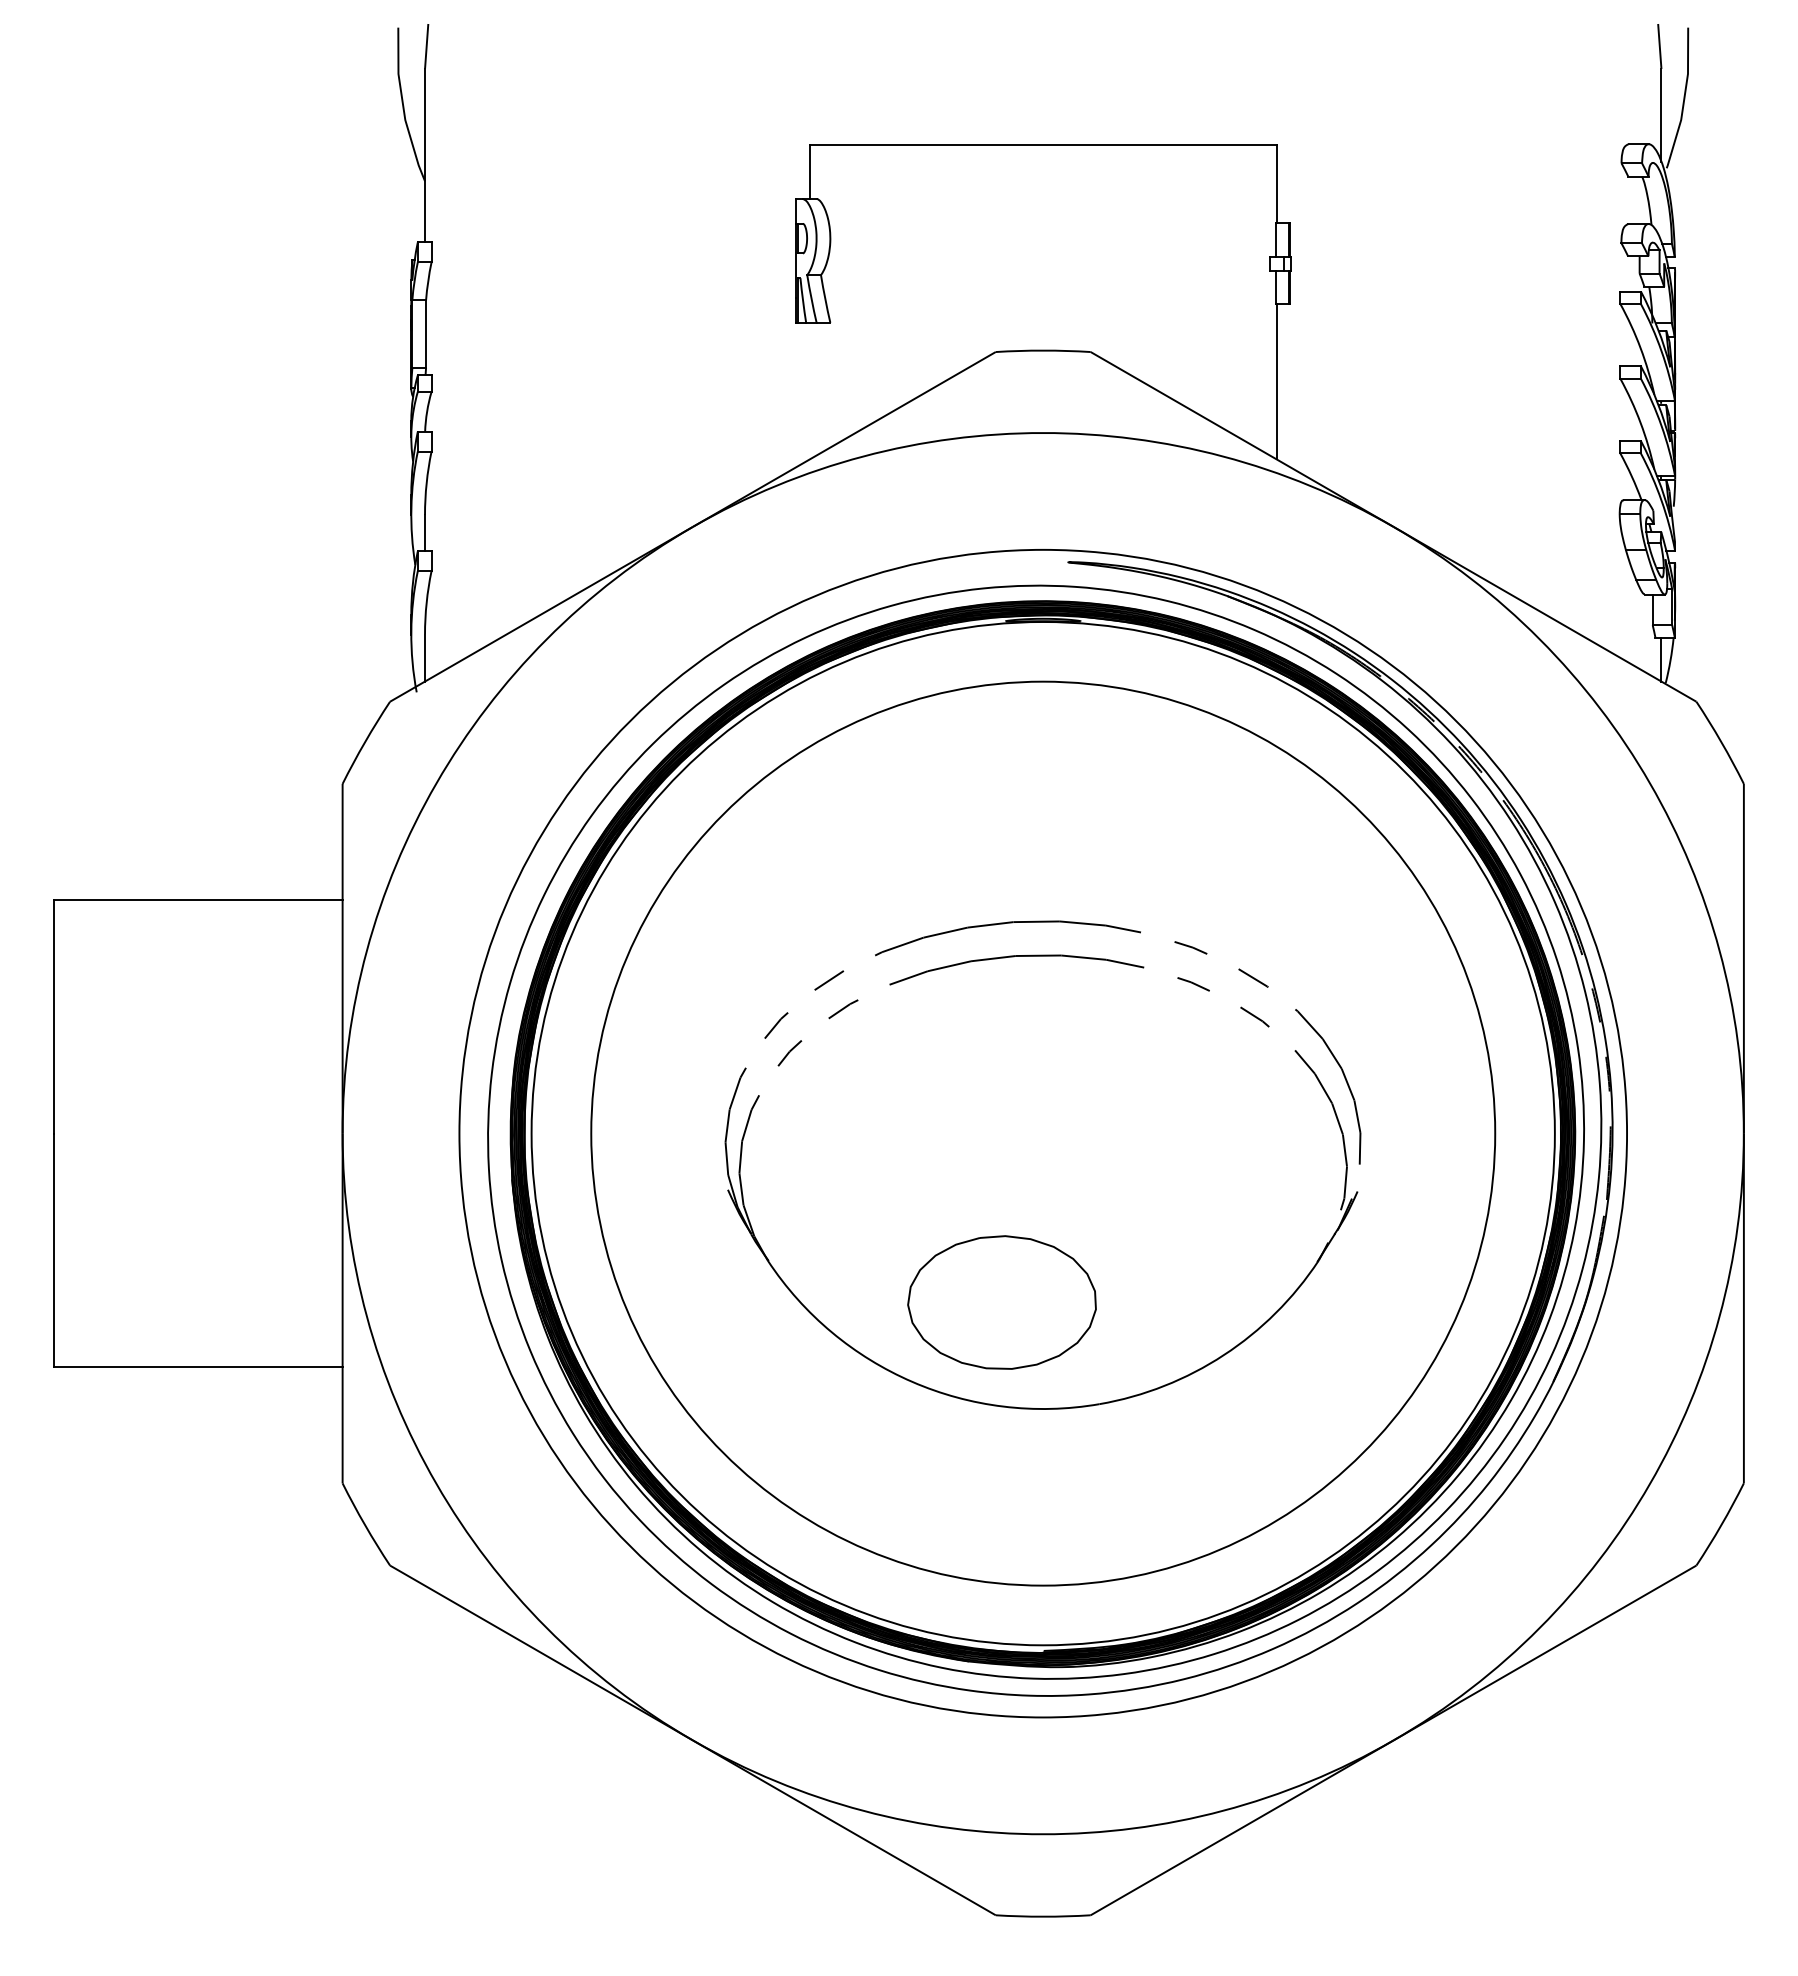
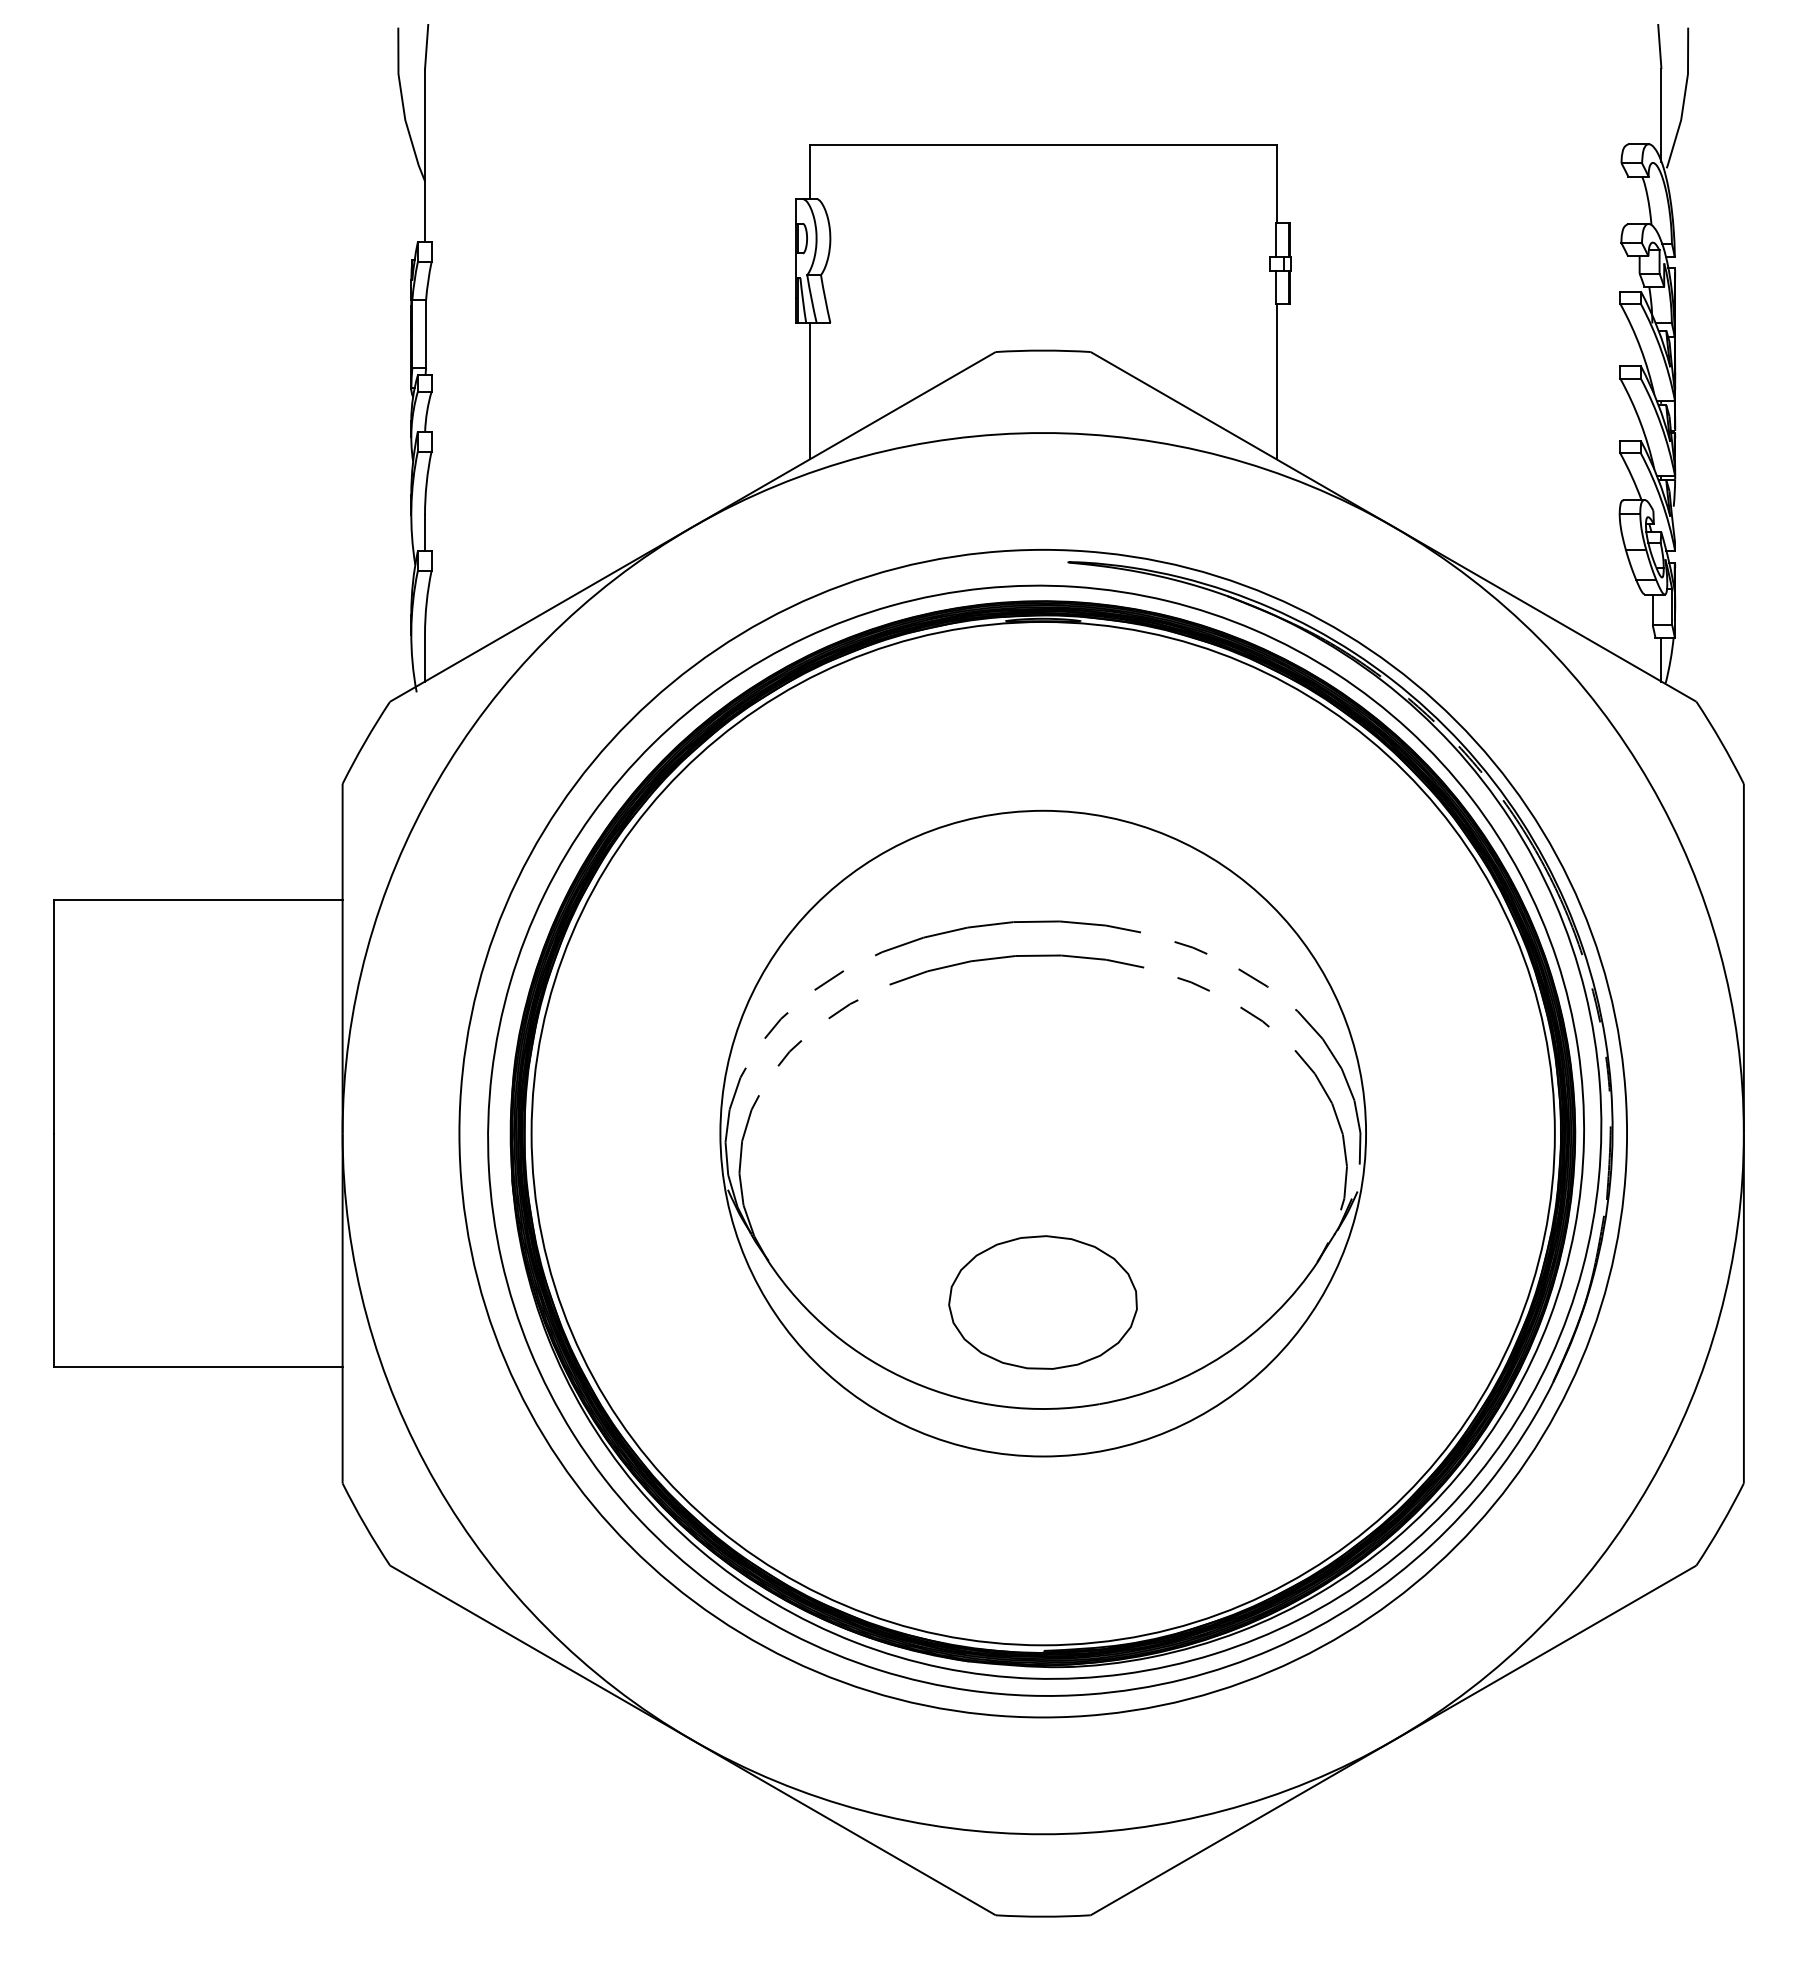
line: none -> present (809, 390)
circle diameter: 904 px -> 646 px (1043, 1133)
part position: (1001, 1302) -> (1042, 1302) (1042, 1302)
